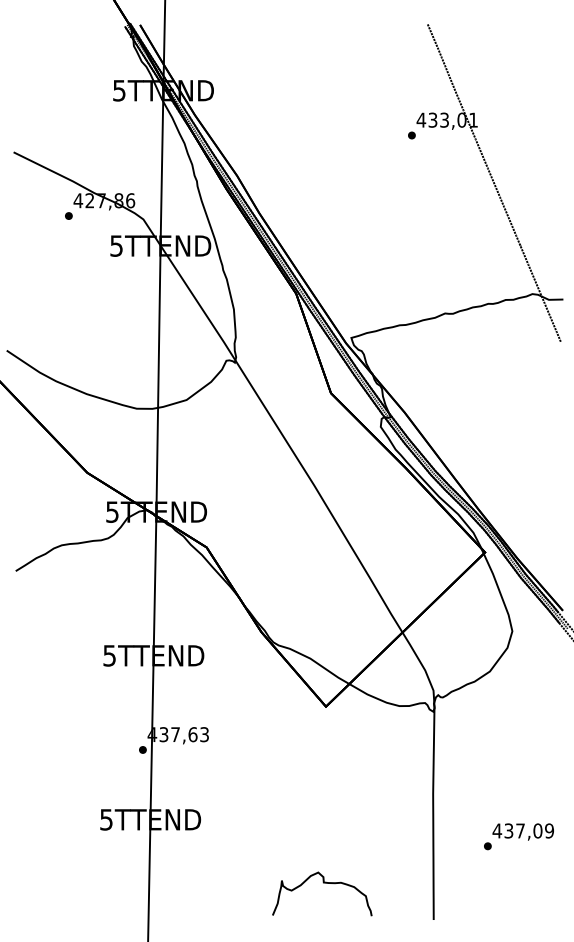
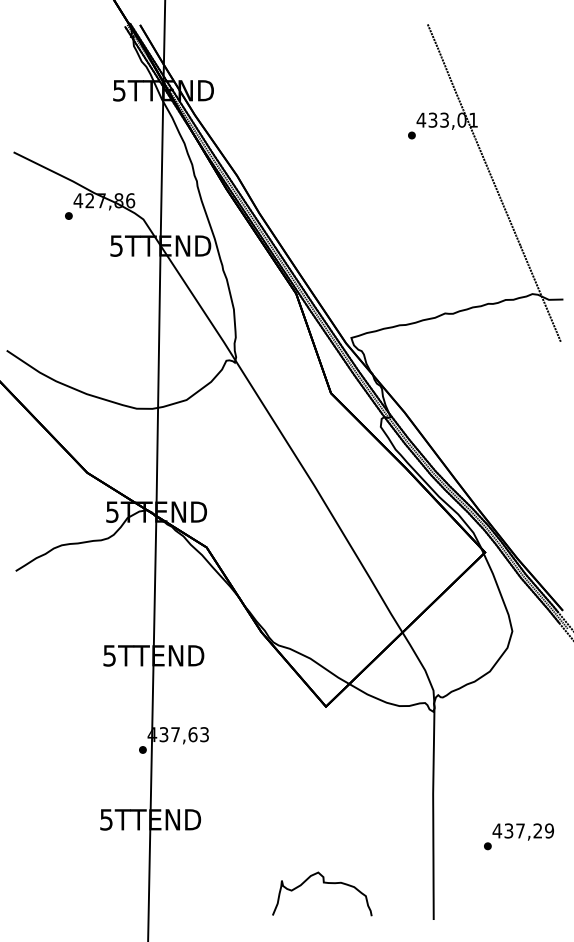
text: 437,09 -> 437,29 (537, 830)
